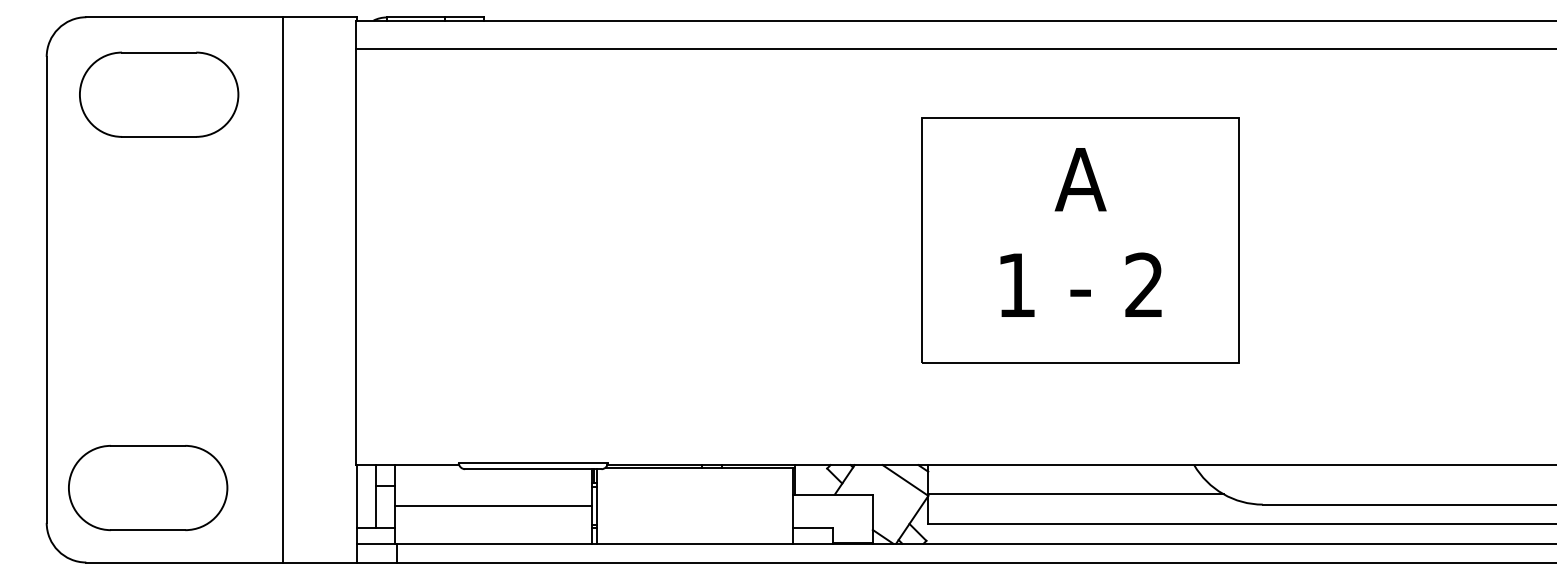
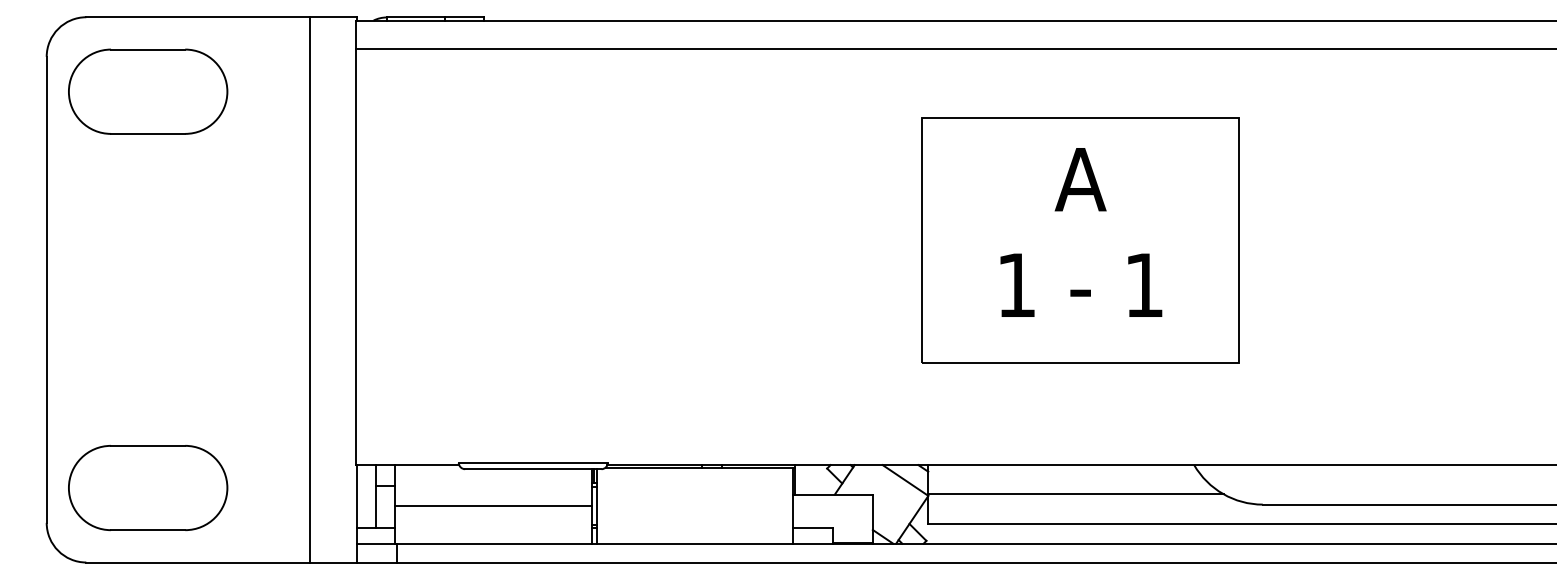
part position: (159, 94) -> (148, 91) (148, 91)
text: 2 -> 1 (1143, 284)
line position: (282, 289) -> (309, 289) (309, 289)
